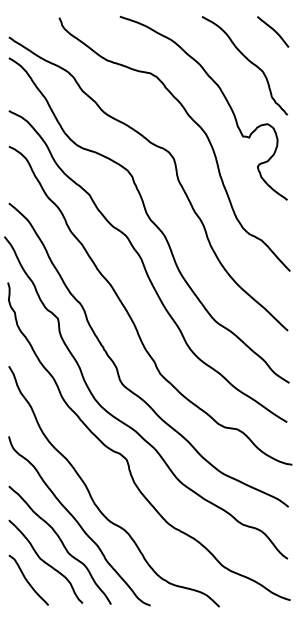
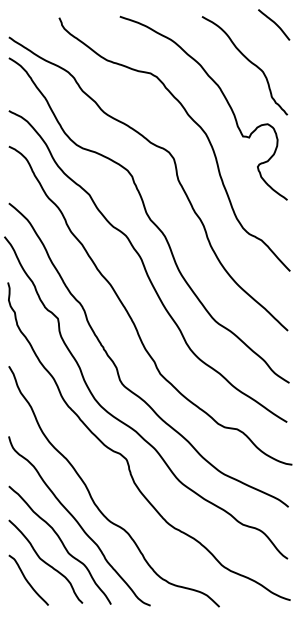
curve position: (273, 30) -> (274, 23) (274, 23)
